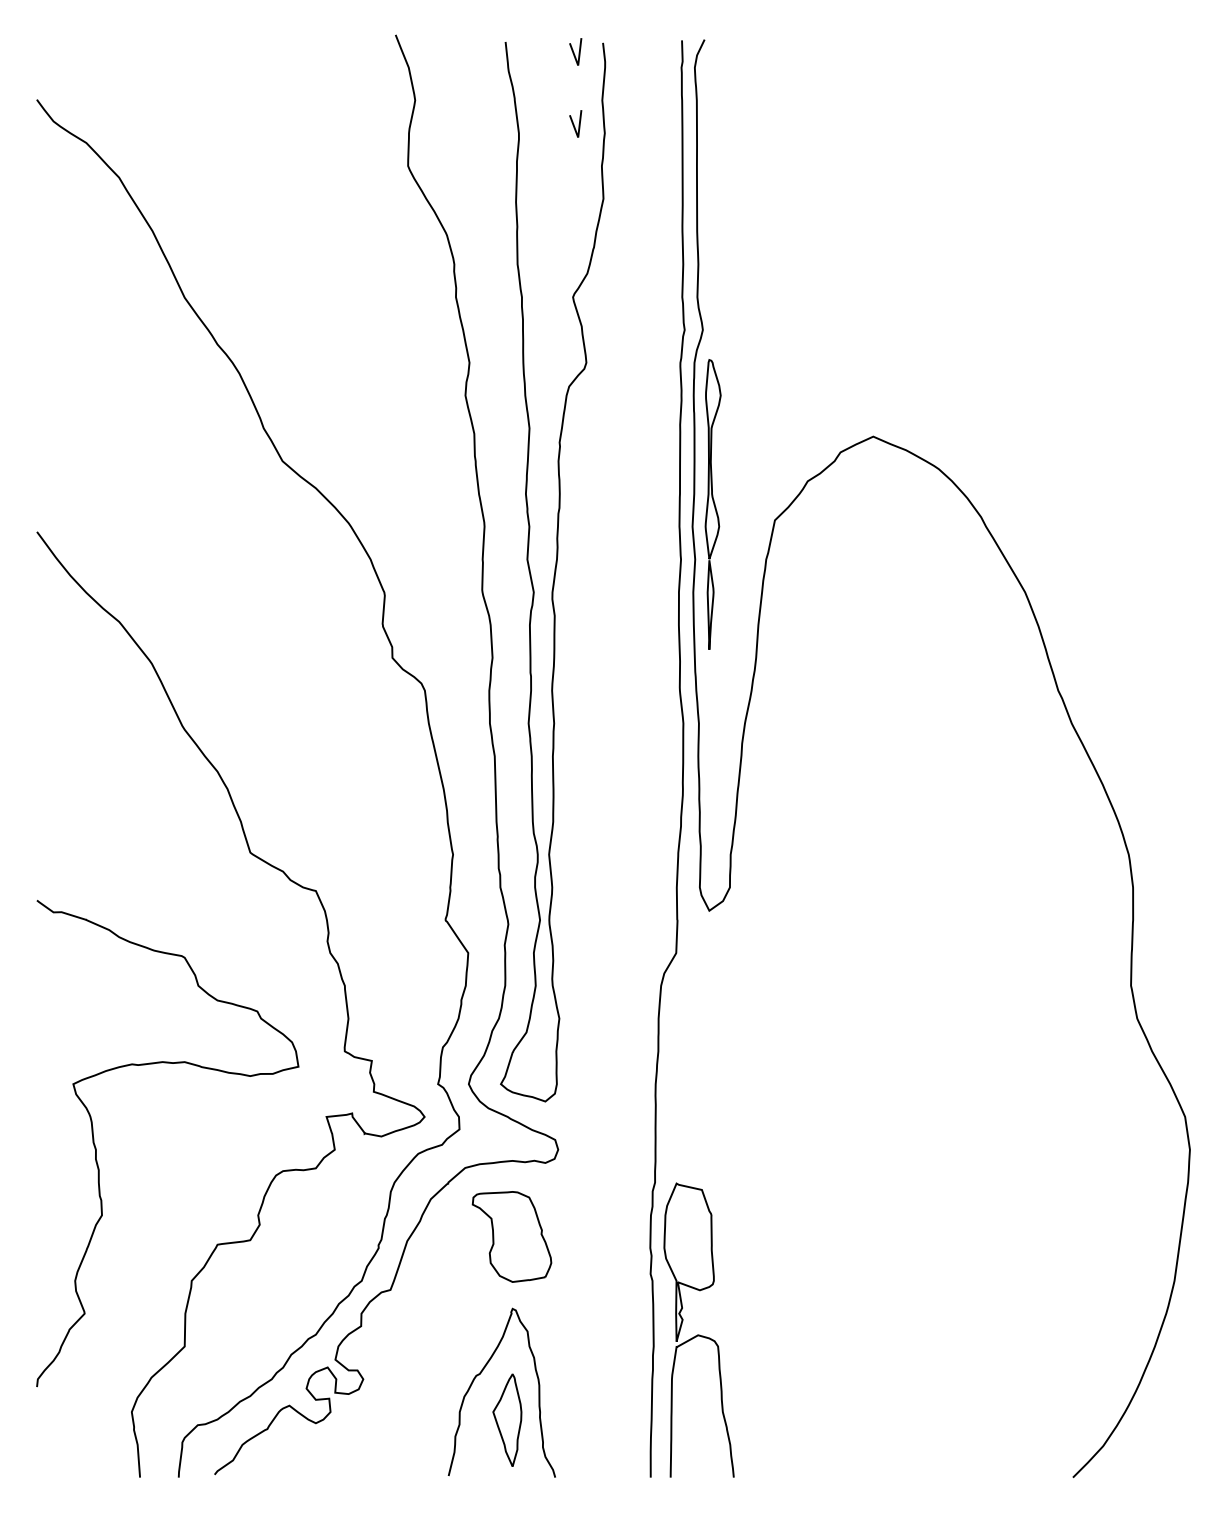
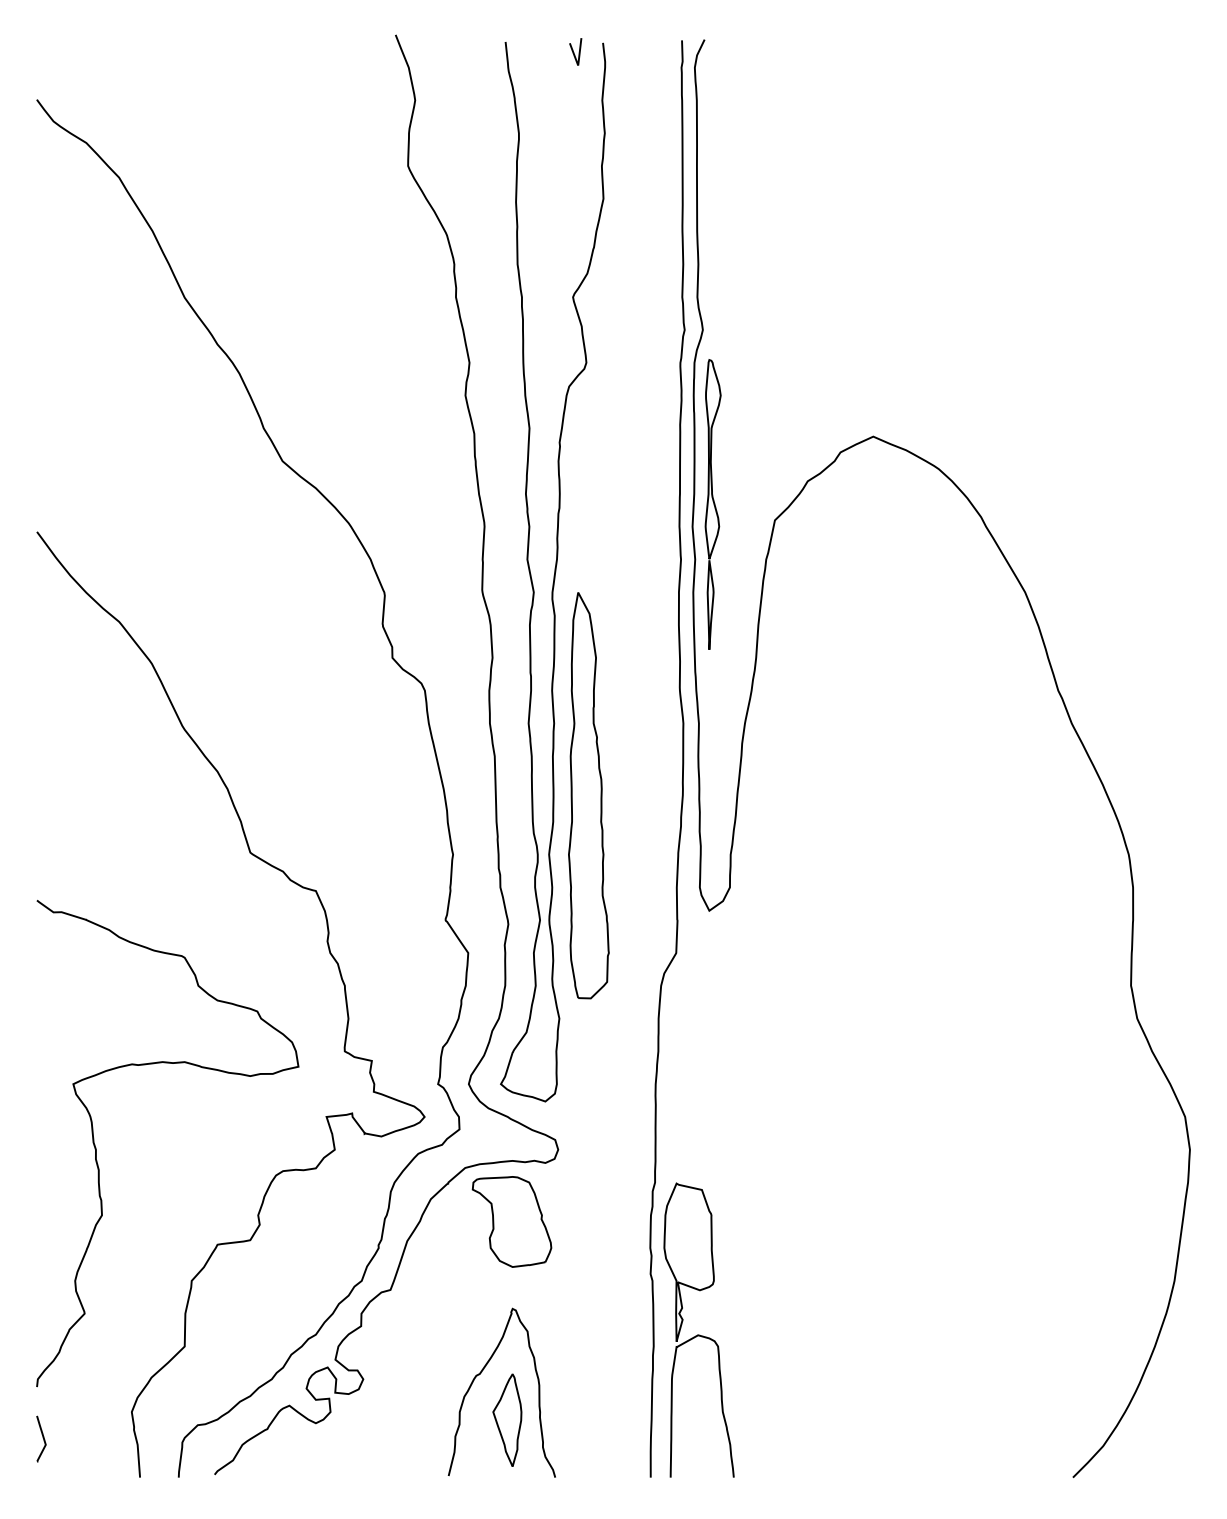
line: present -> none (574, 124)
part: none -> present (588, 795)
part position: (511, 1236) -> (511, 1221) (511, 1221)
curve: none -> present (42, 1437)
